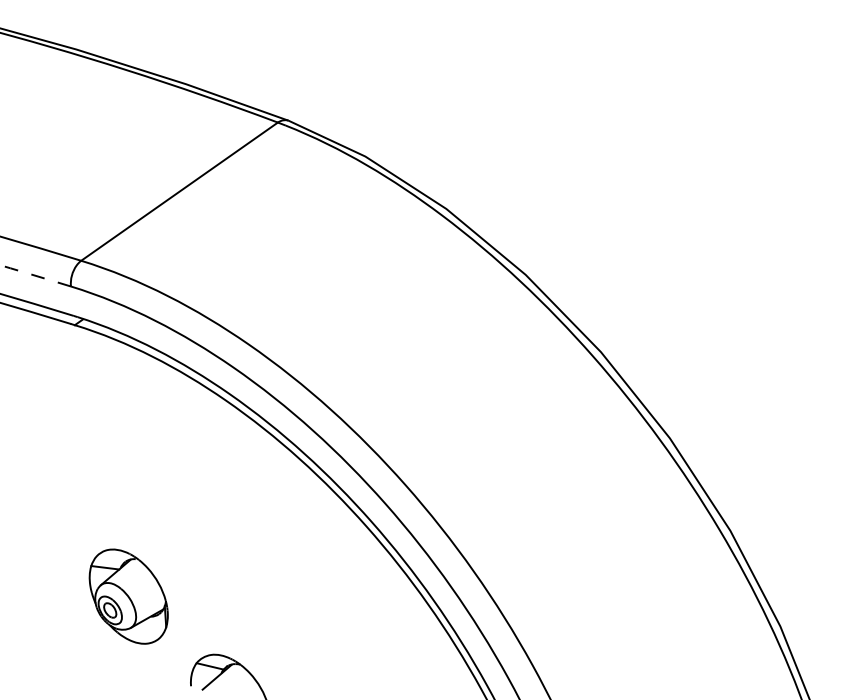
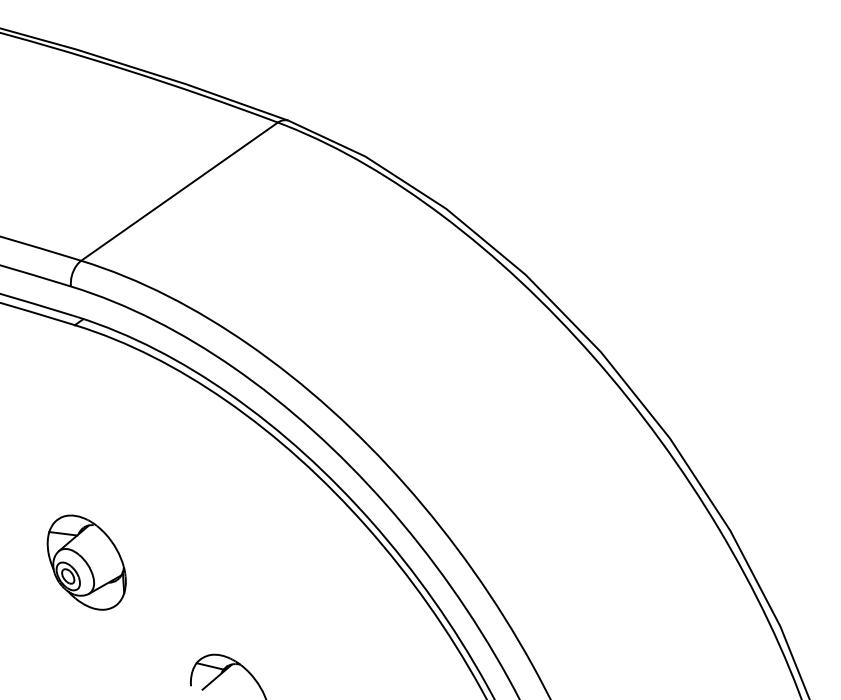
arc: dashed -> solid (35, 275)
part position: (128, 596) -> (86, 562) (86, 562)
